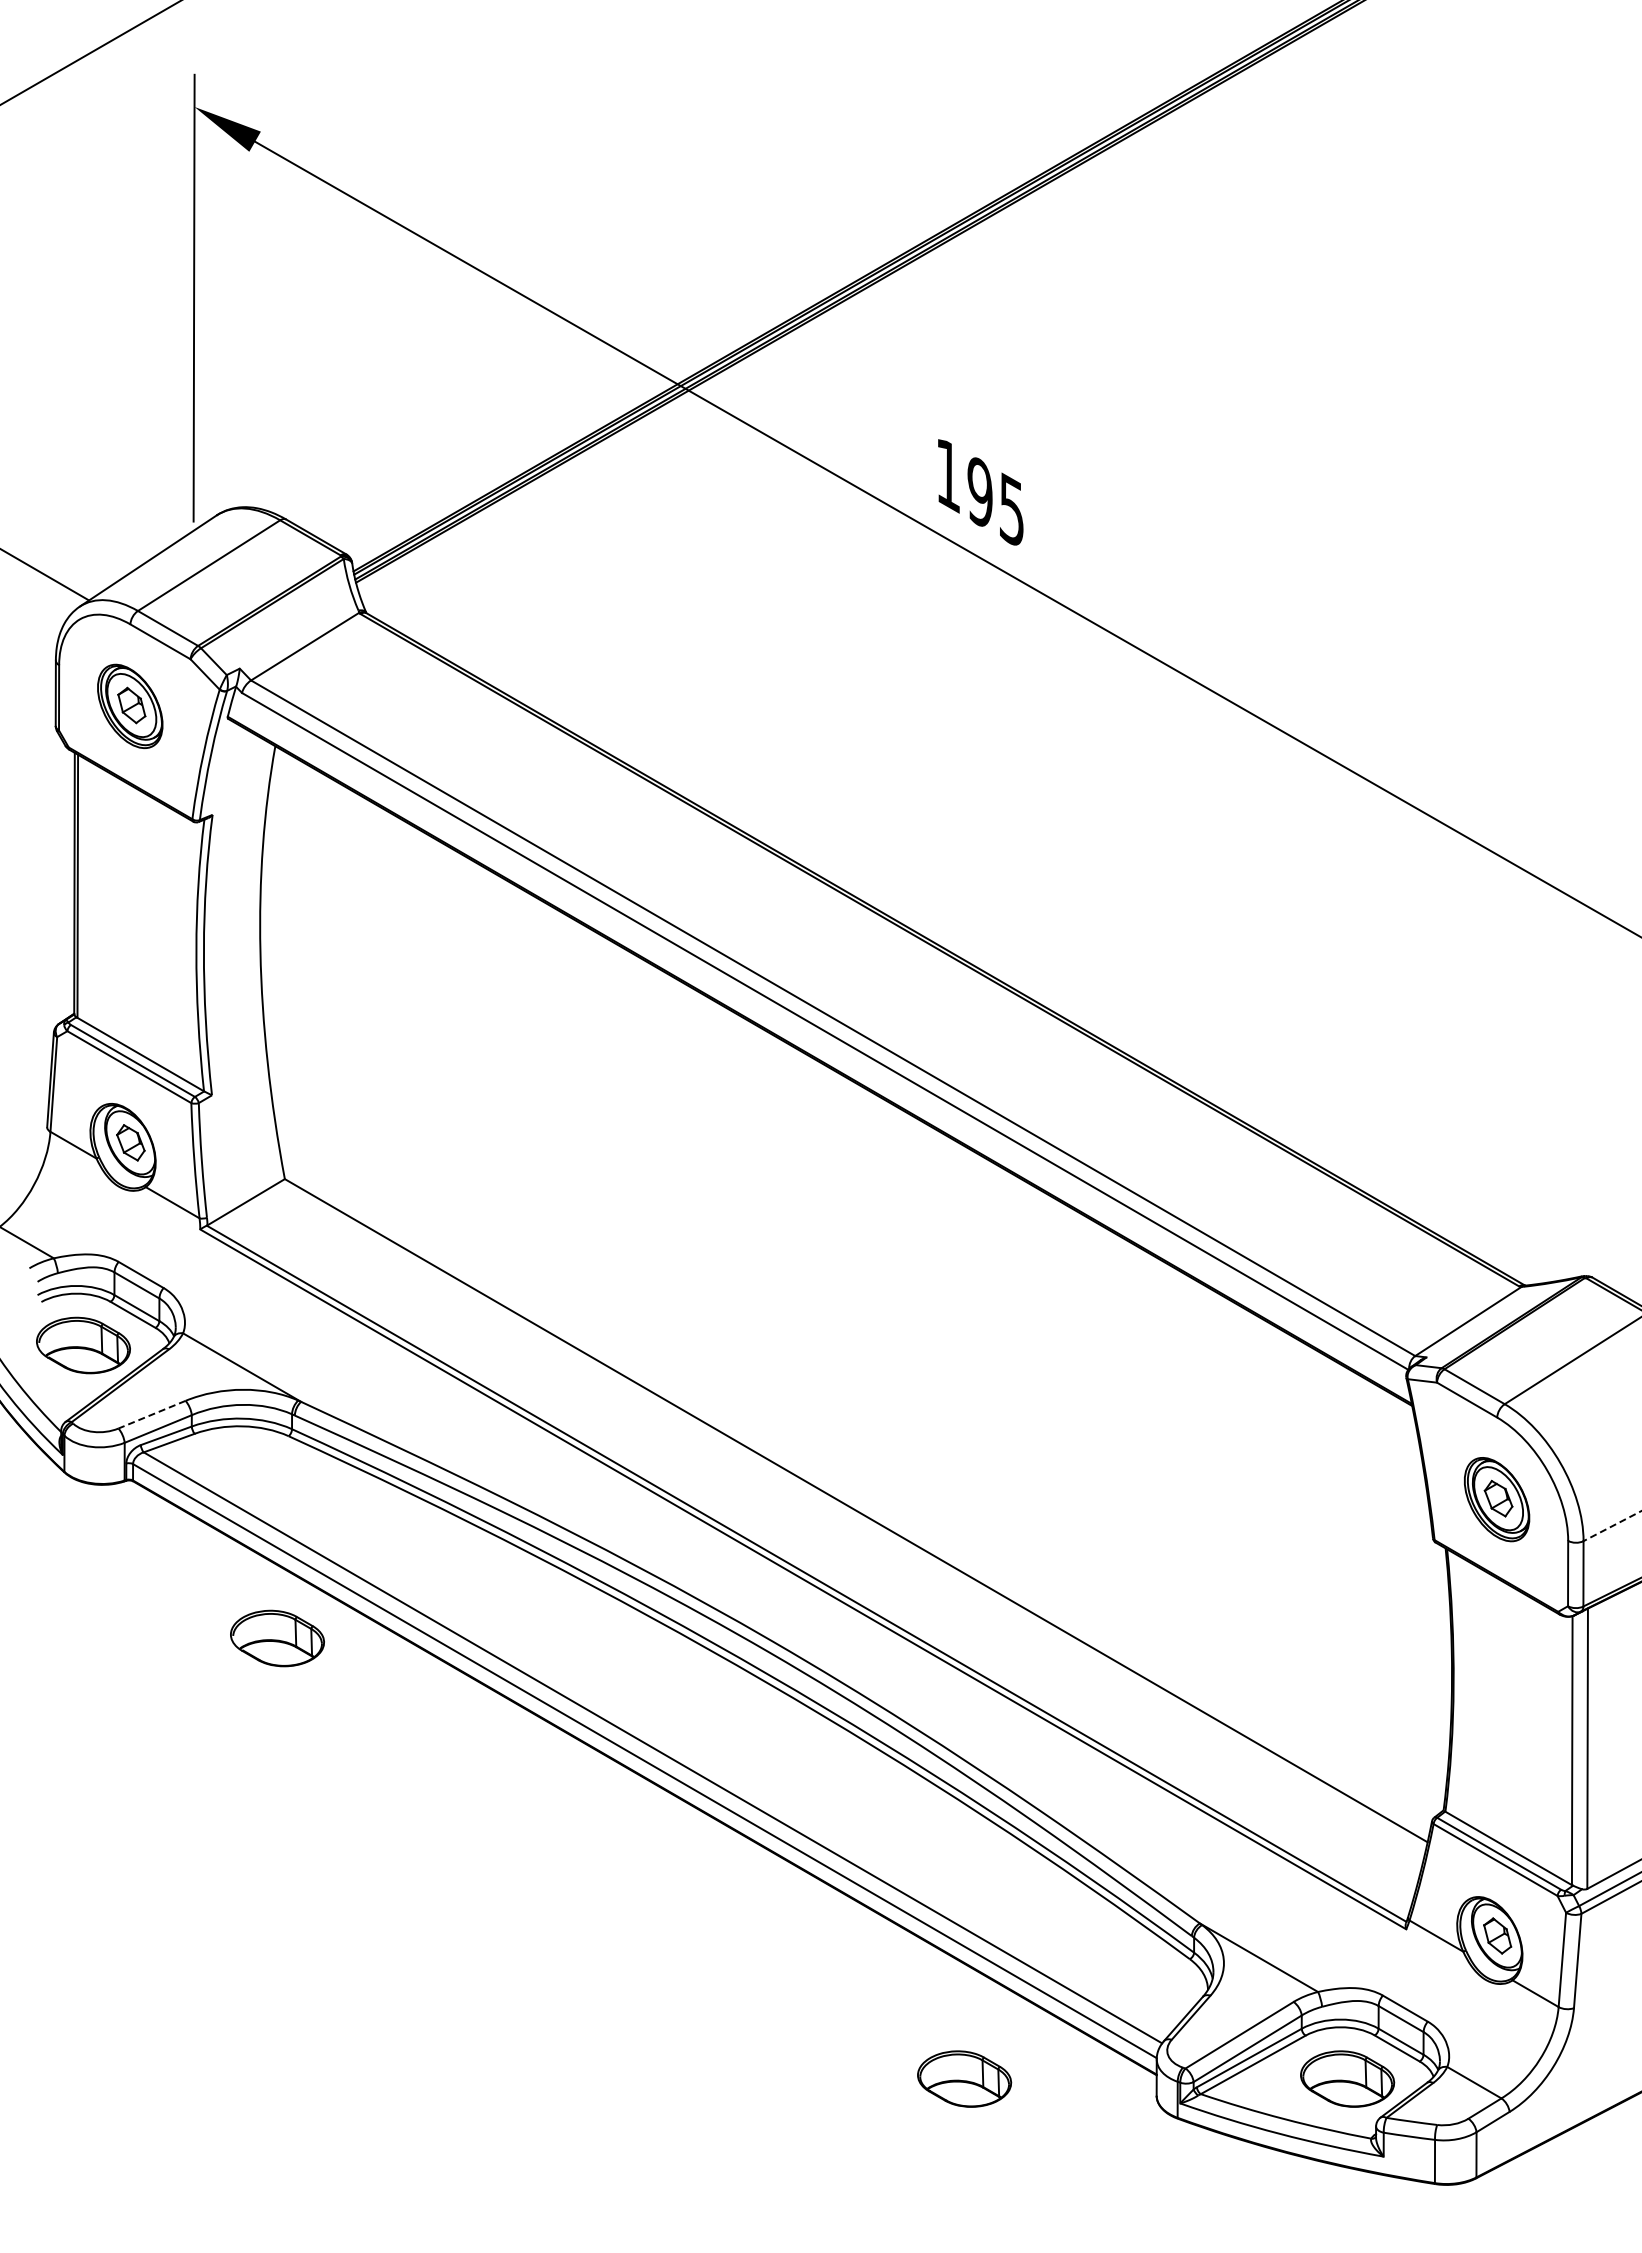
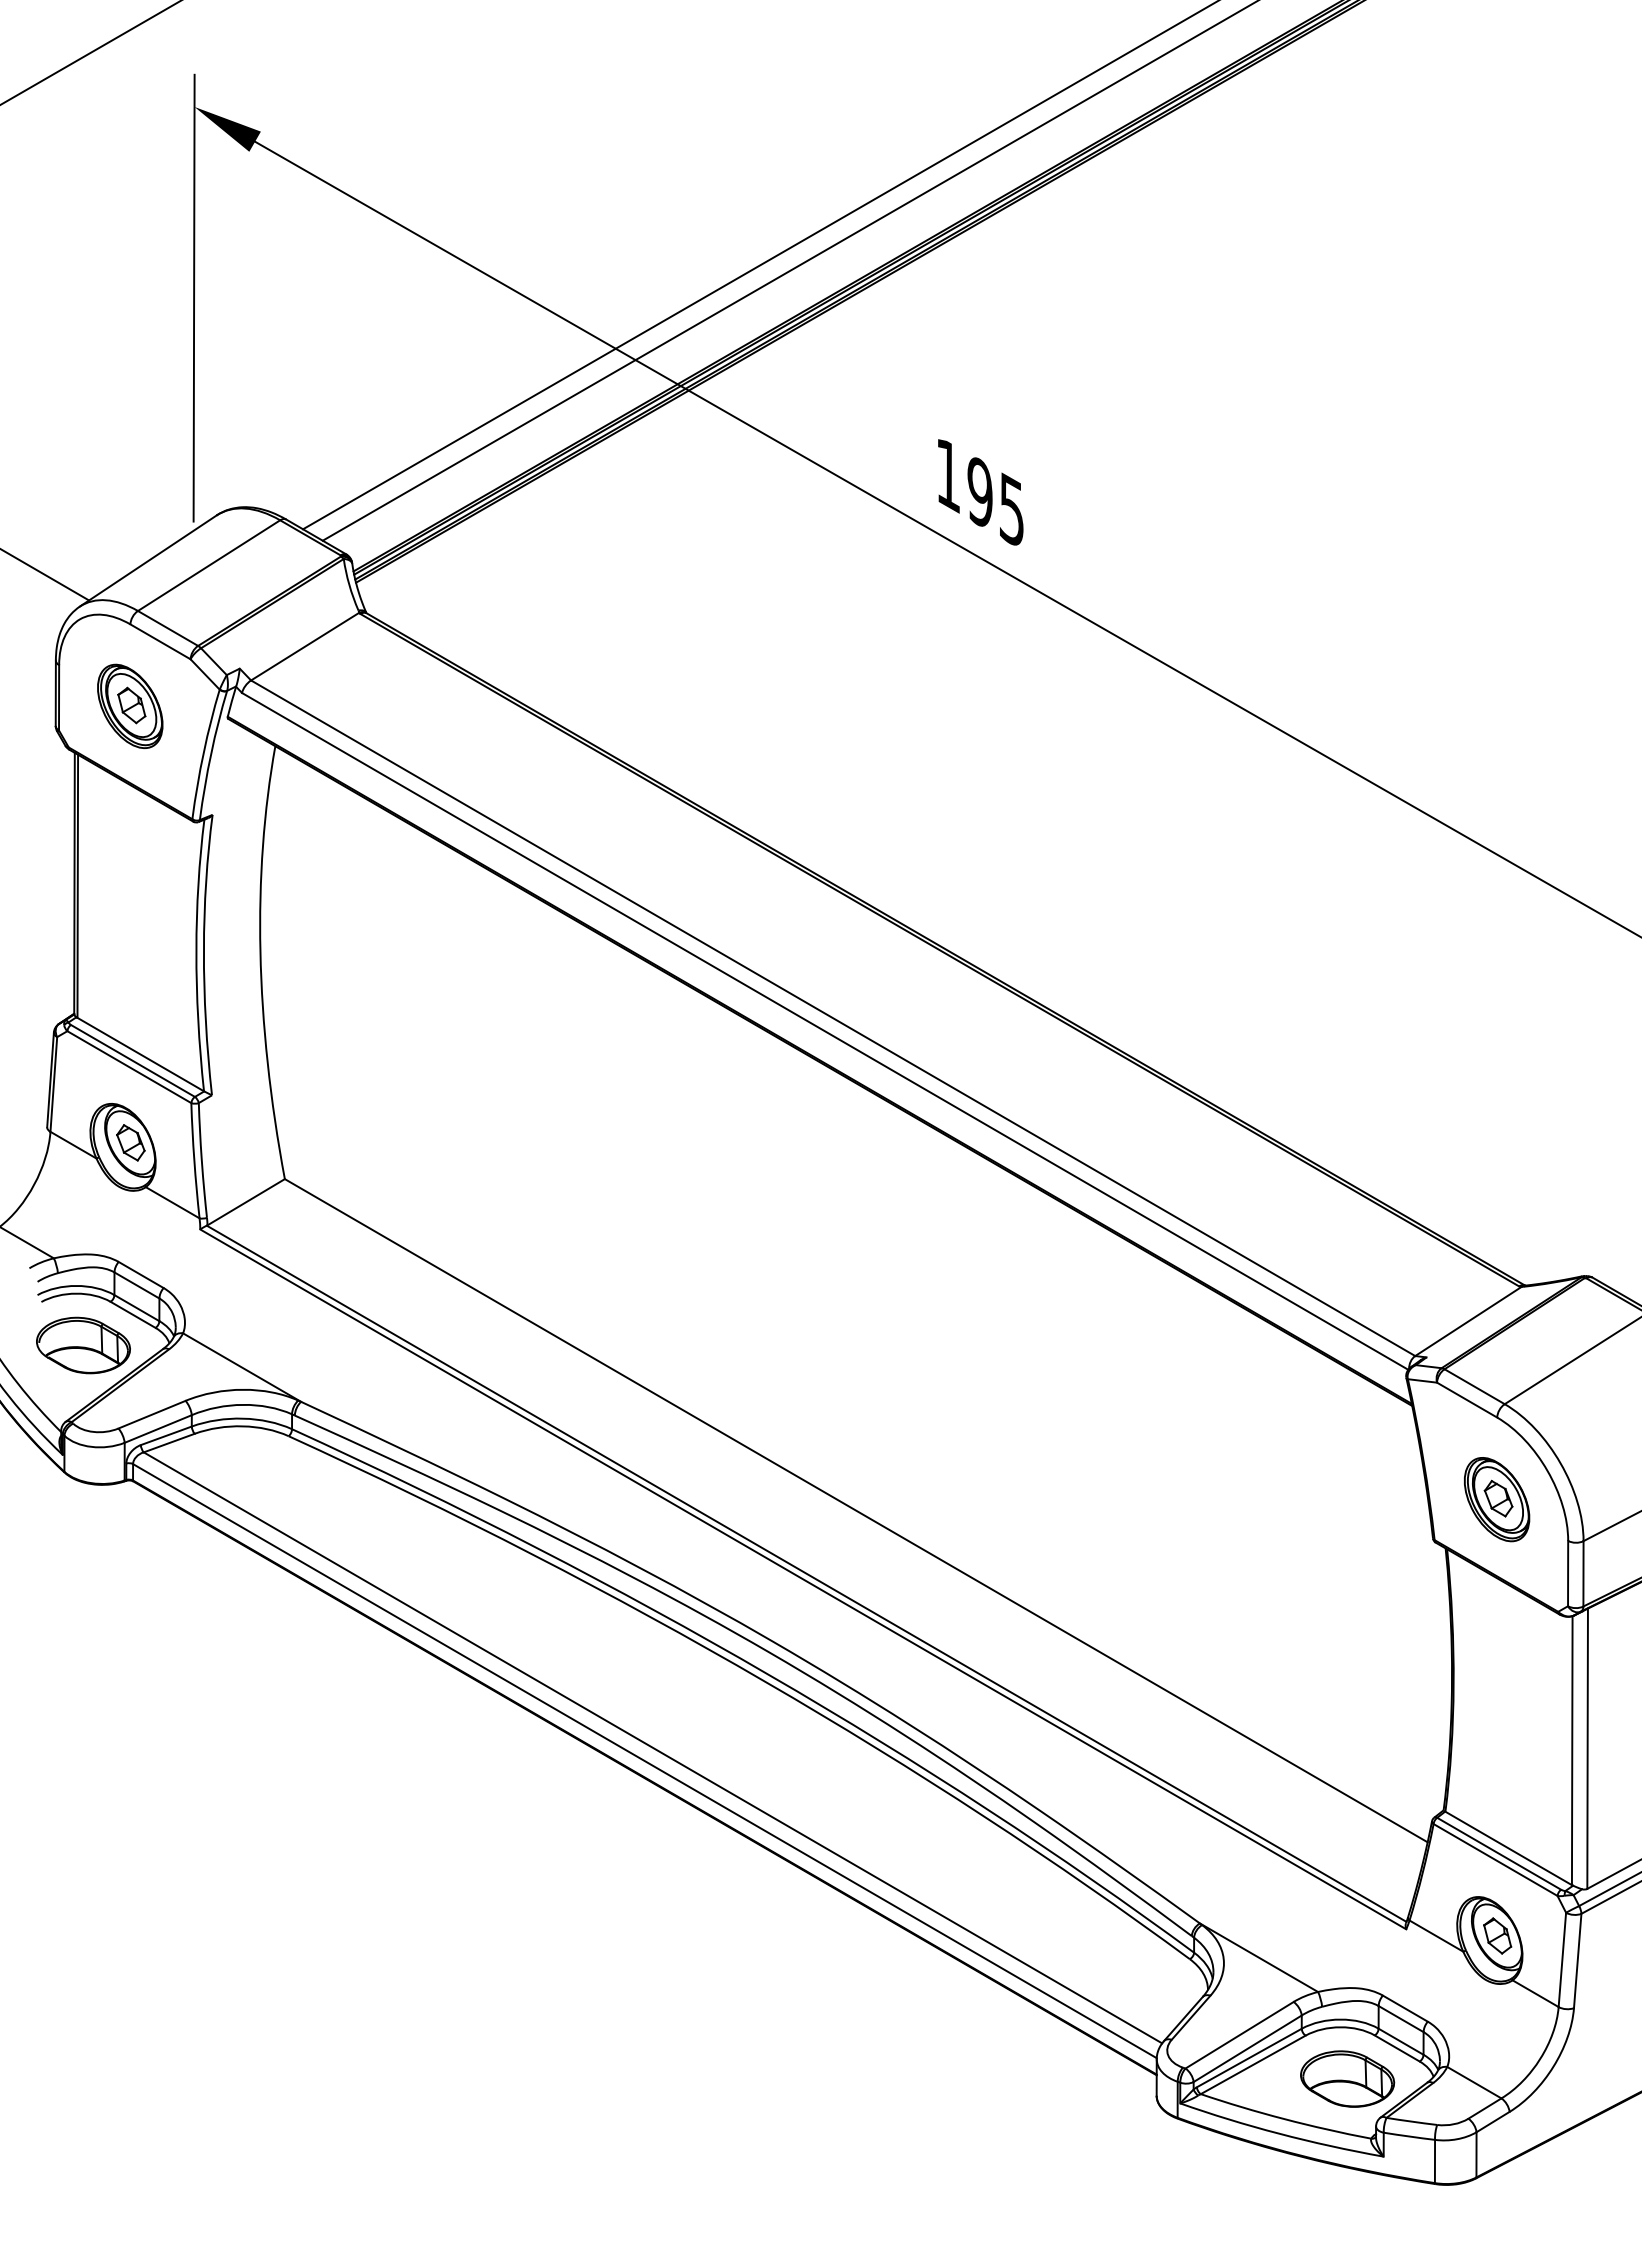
line: none -> present (759, 265)
line: none -> present (788, 271)
line: dashed -> solid (151, 1414)
line: dashed -> solid (1611, 1526)
part: present -> none (277, 1638)
part: present -> none (964, 2078)
